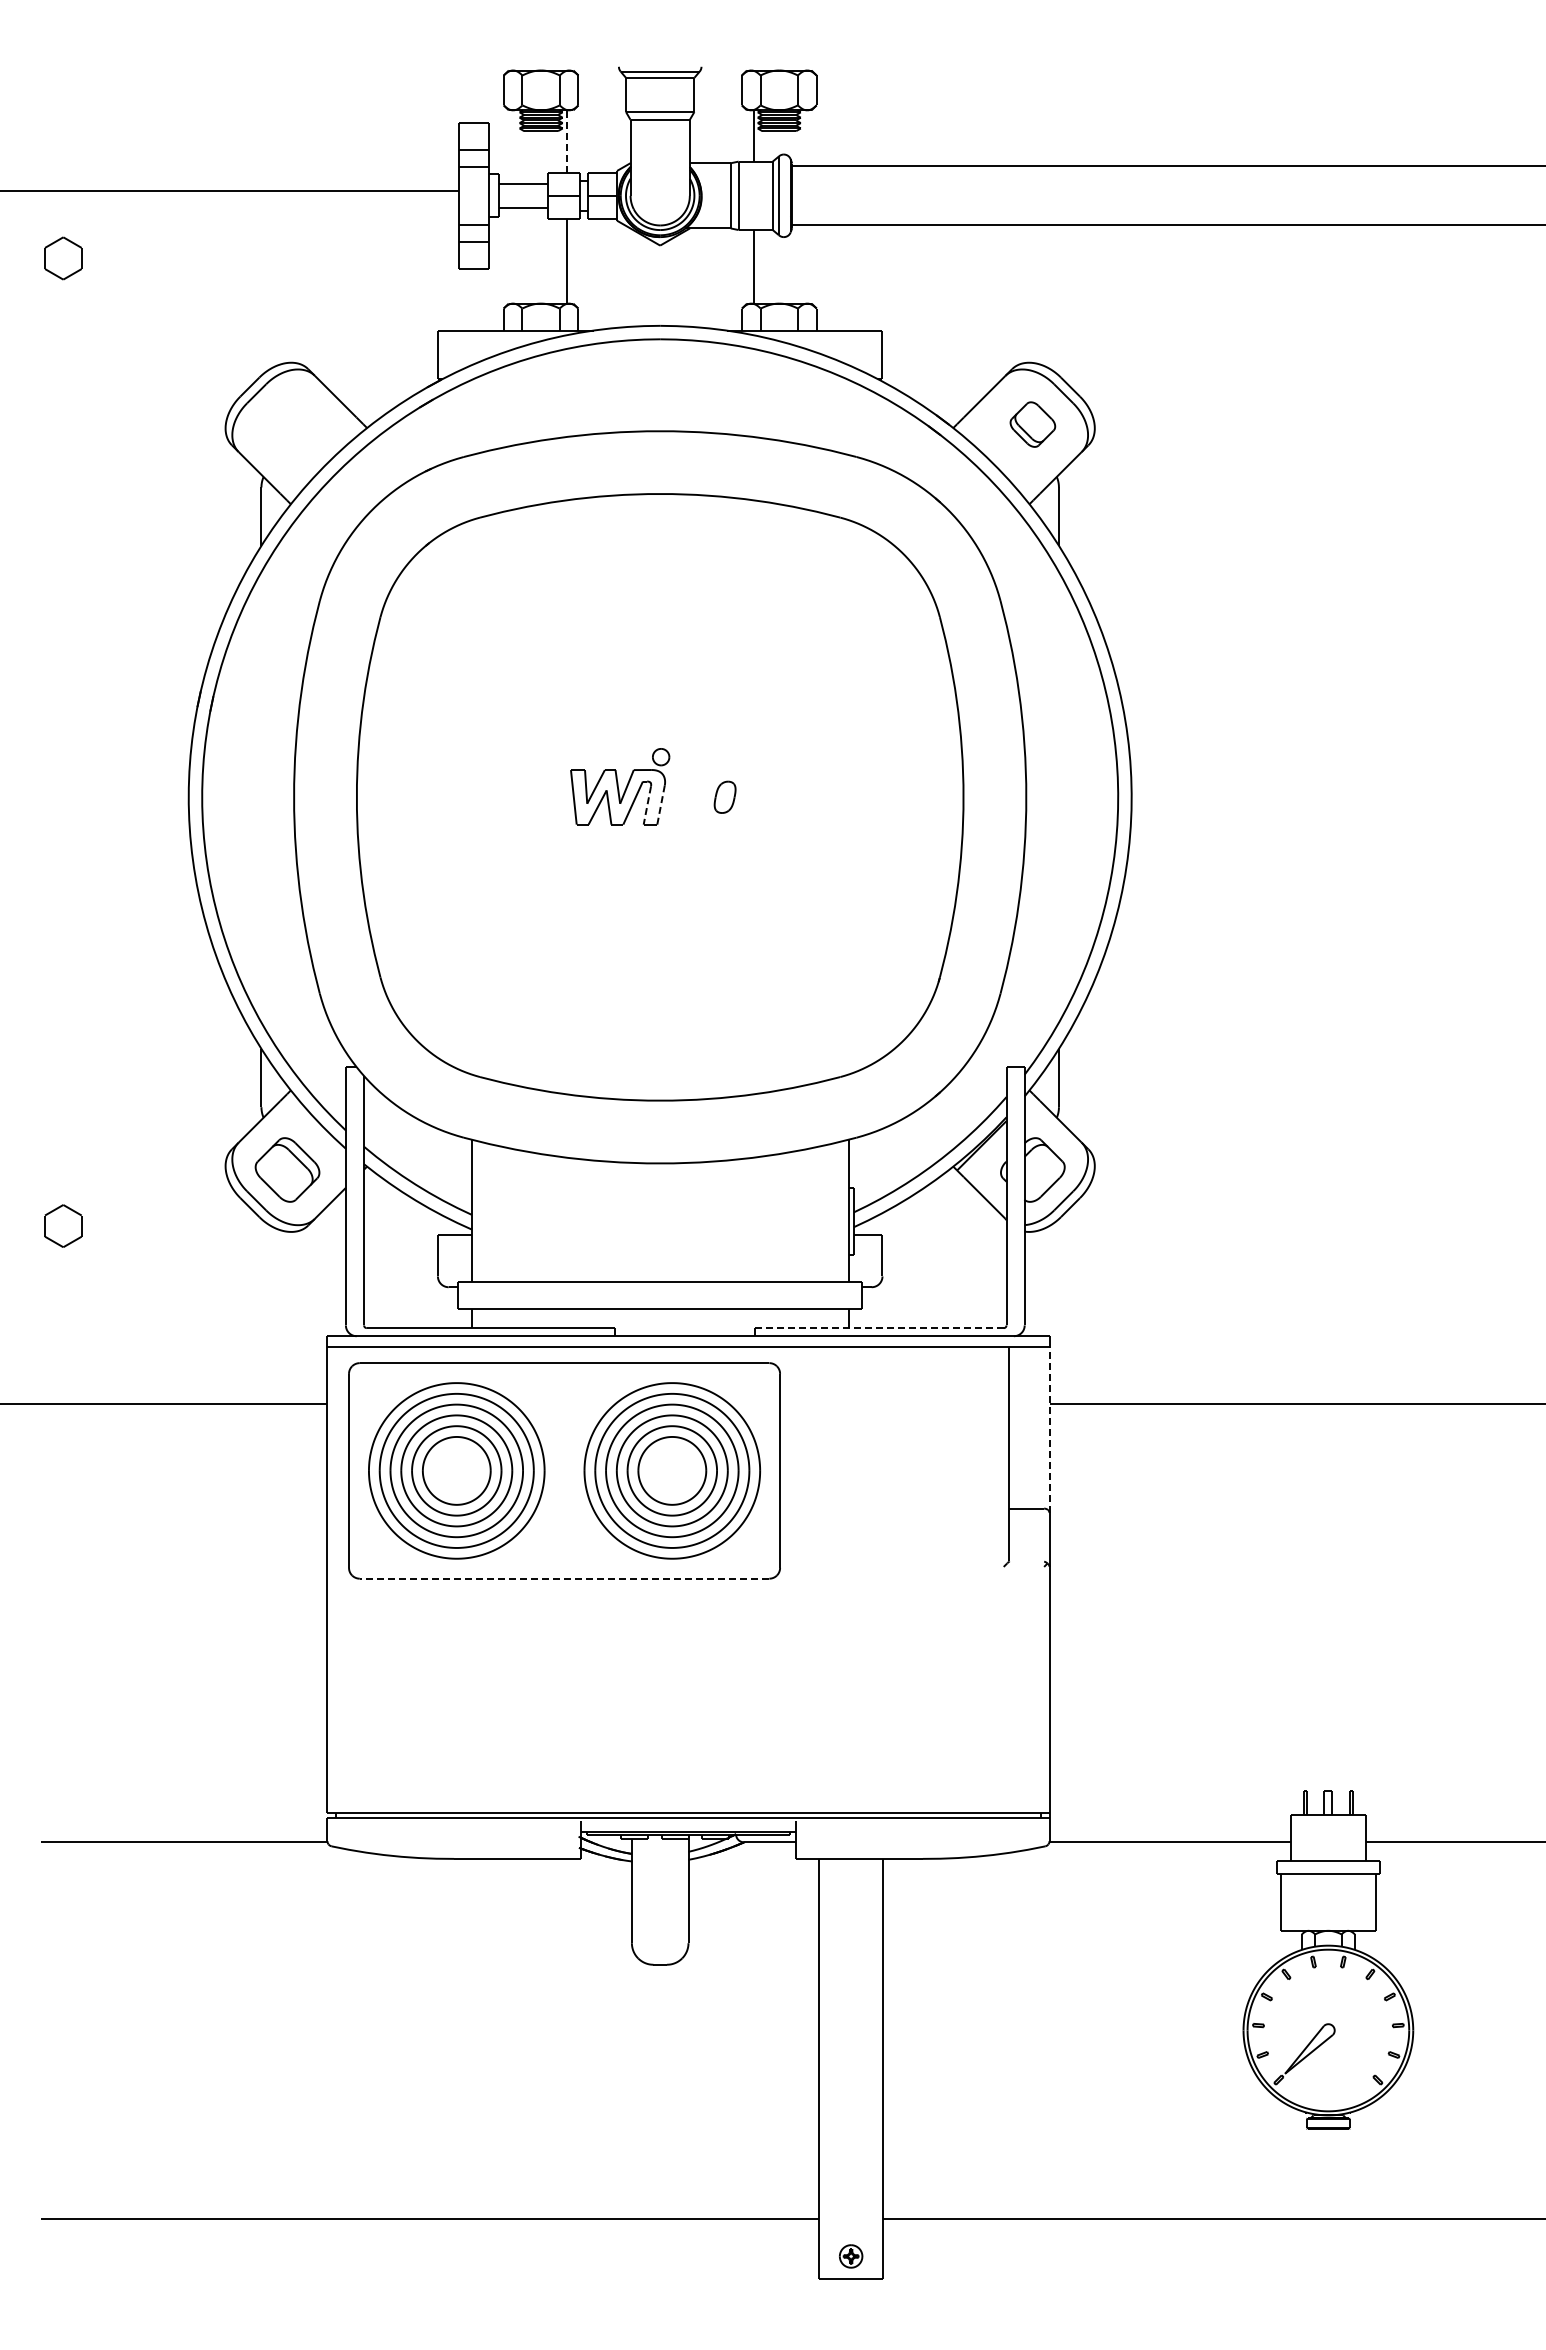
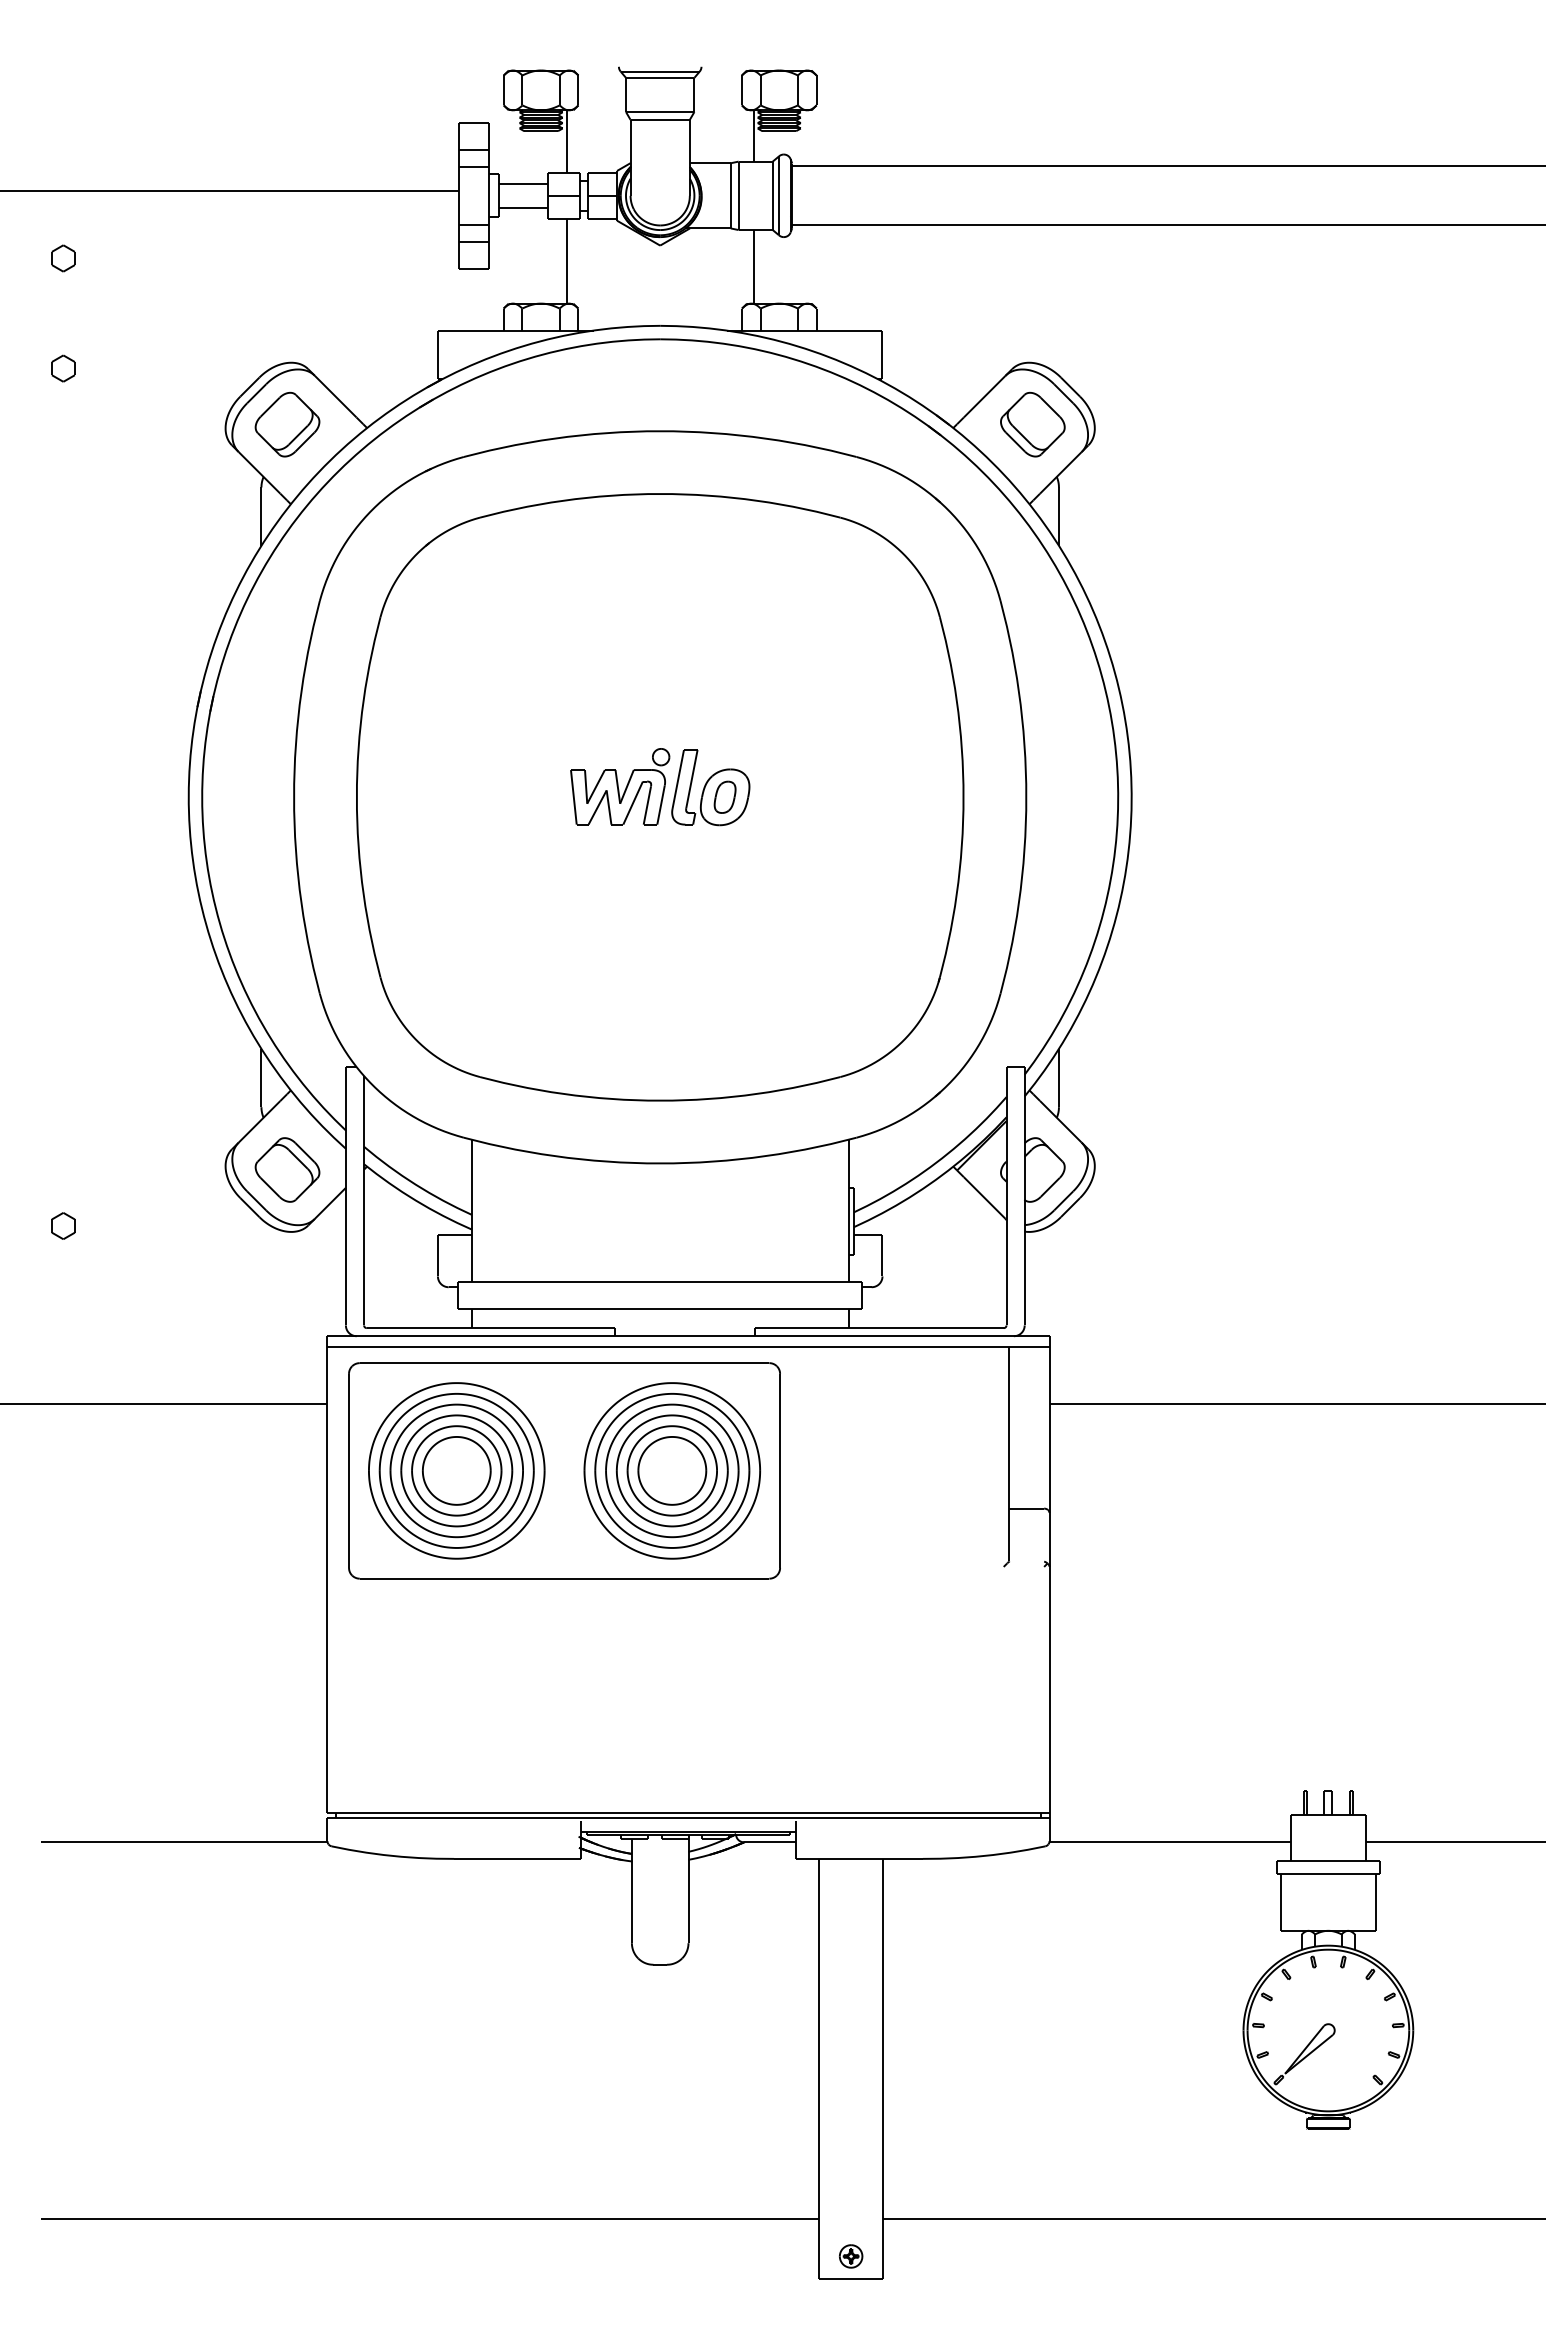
line: dashed -> solid (566, 140)
part size: 39x45 px -> 25x29 px (63, 258)
part: none -> present (63, 368)
part: none -> present (287, 424)
part size: 48x47 px -> 66x67 px (1032, 424)
part: none -> present (710, 787)
line: dashed -> solid (661, 805)
line: dashed -> solid (647, 806)
part size: 39x44 px -> 25x28 px (63, 1225)
line: dashed -> solid (880, 1328)
line: dashed -> solid (1049, 1429)
line: dashed -> solid (564, 1578)
